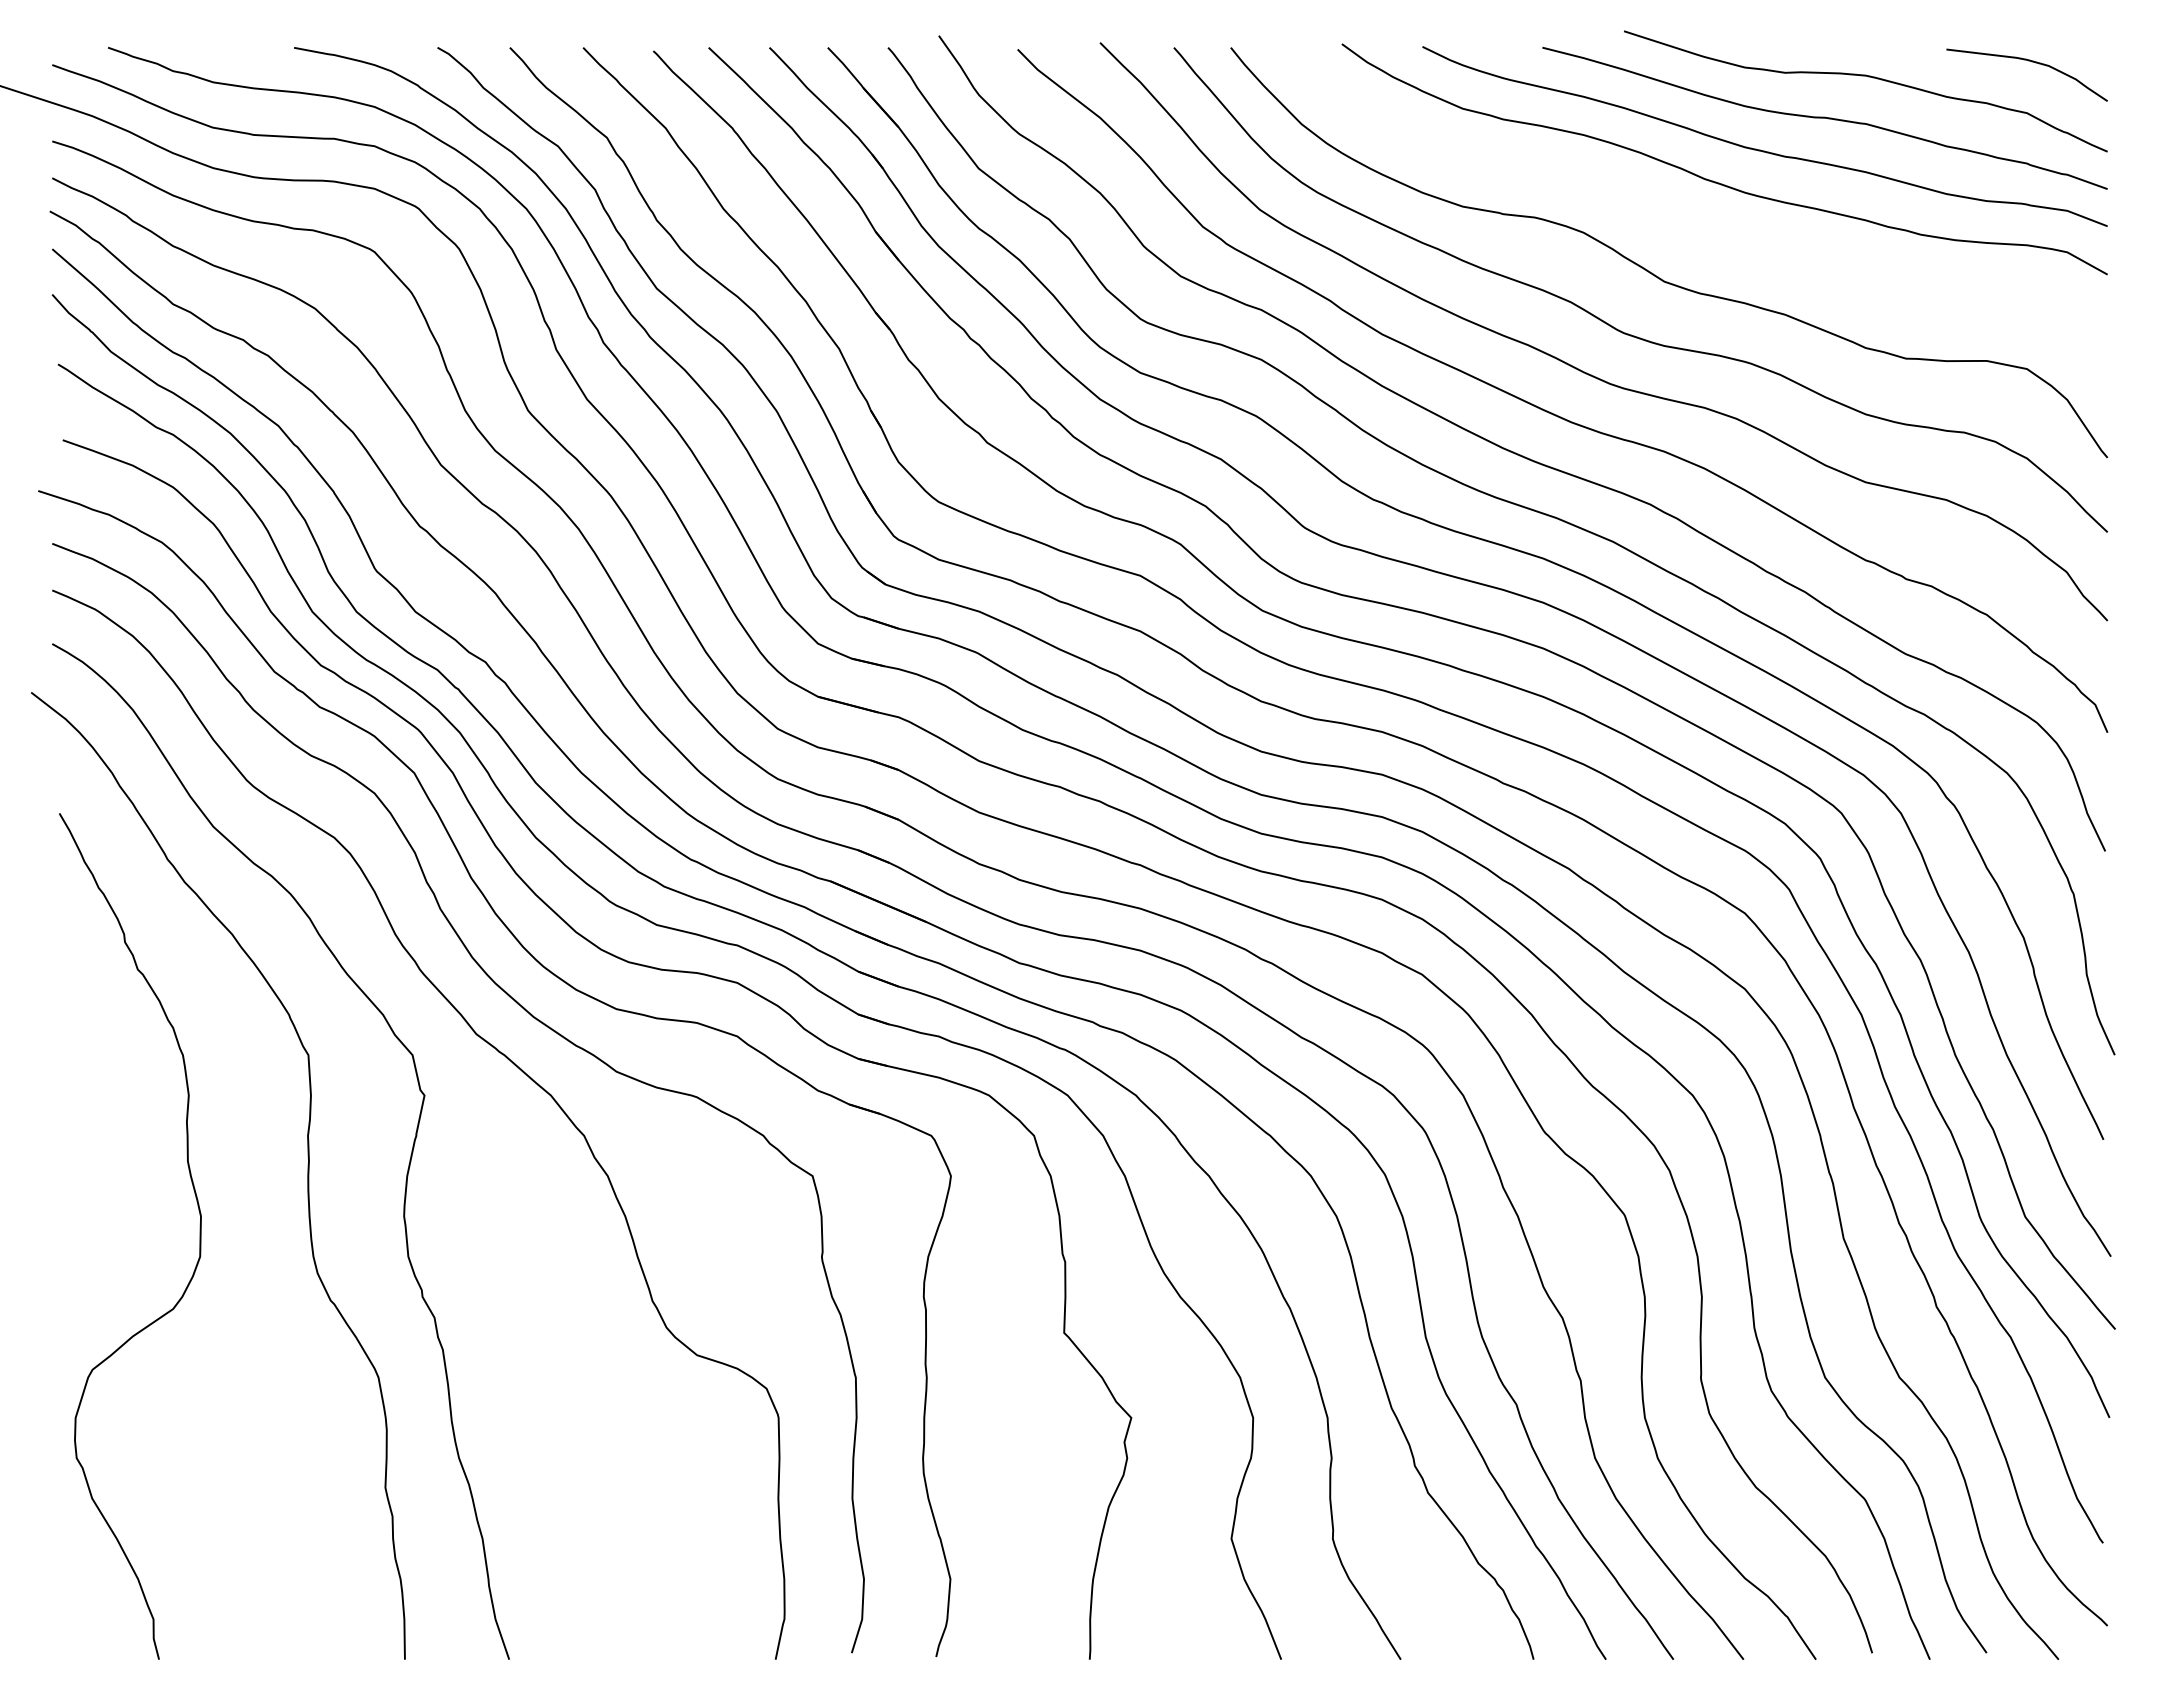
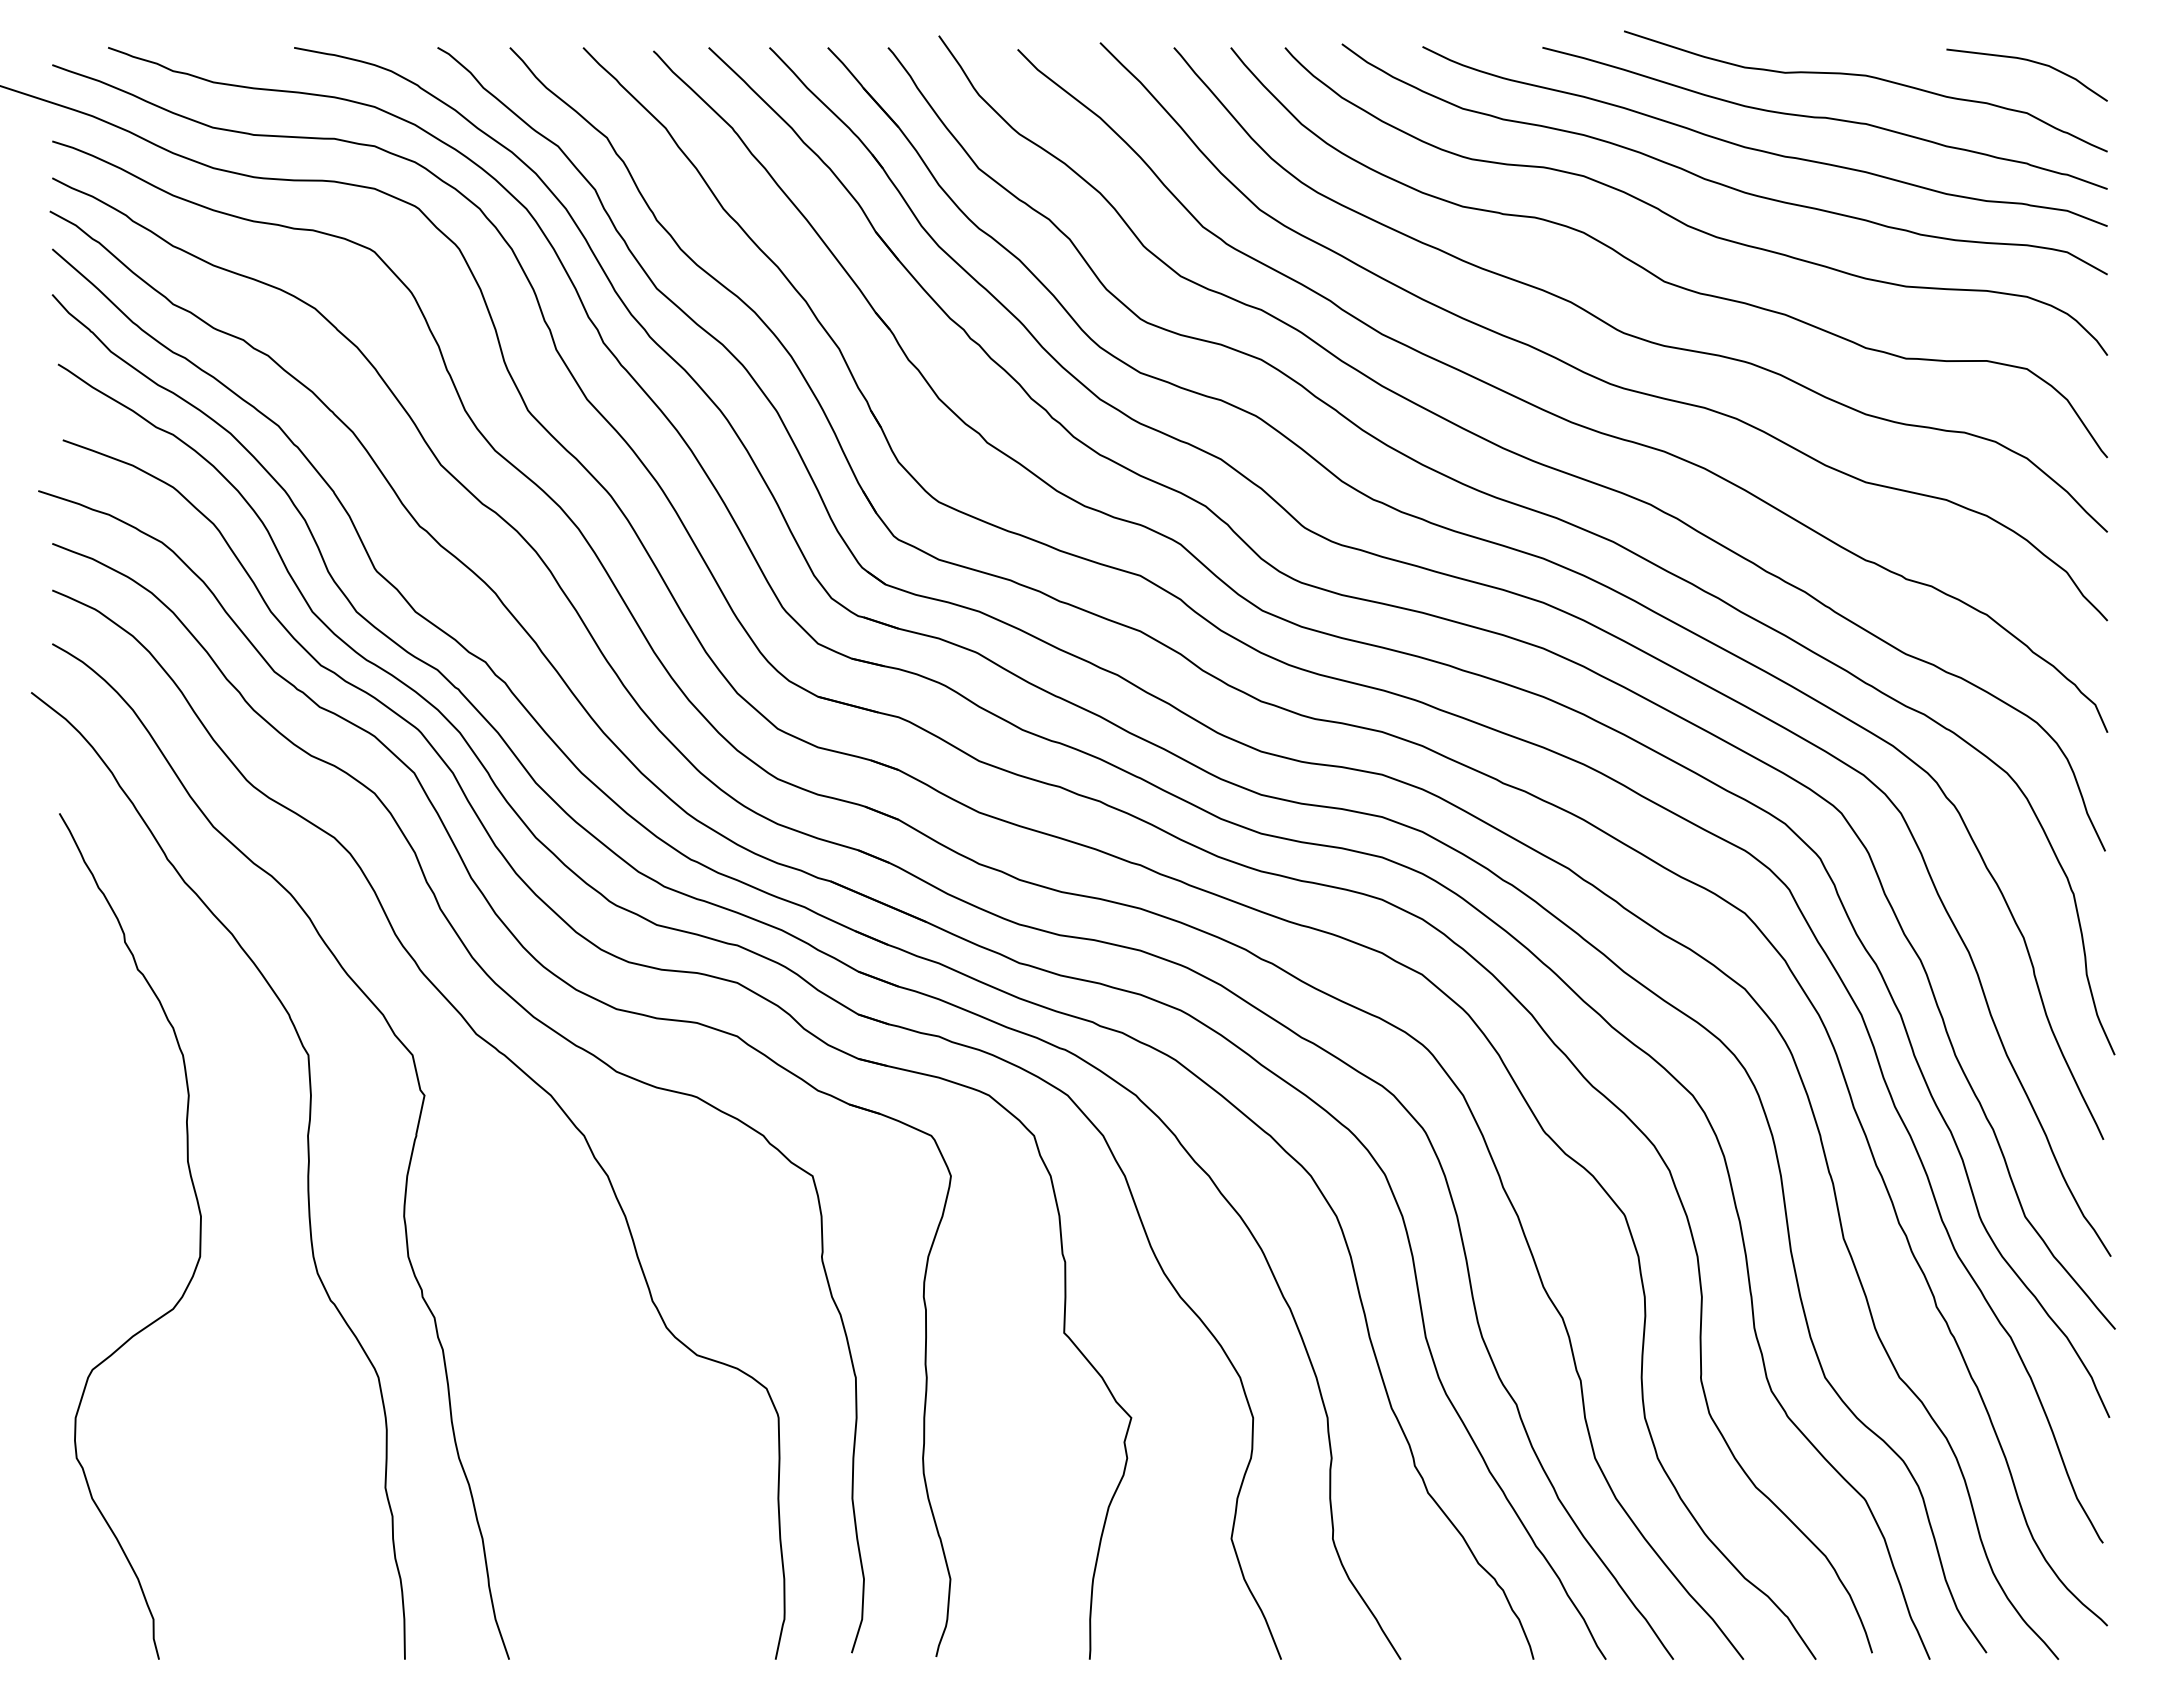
curve: none -> present (1682, 221)
